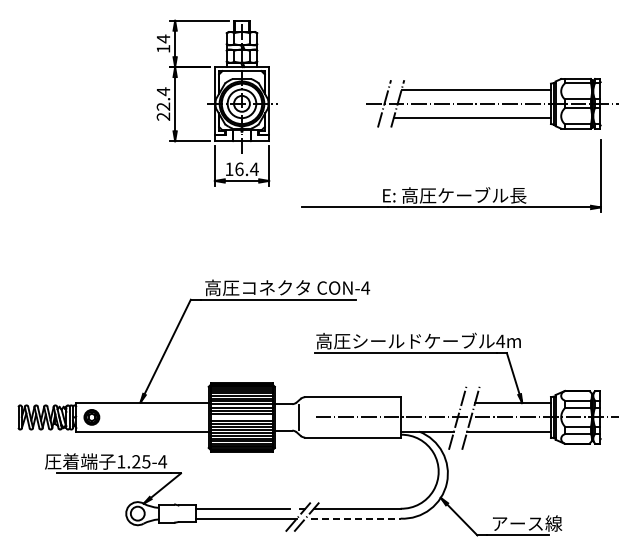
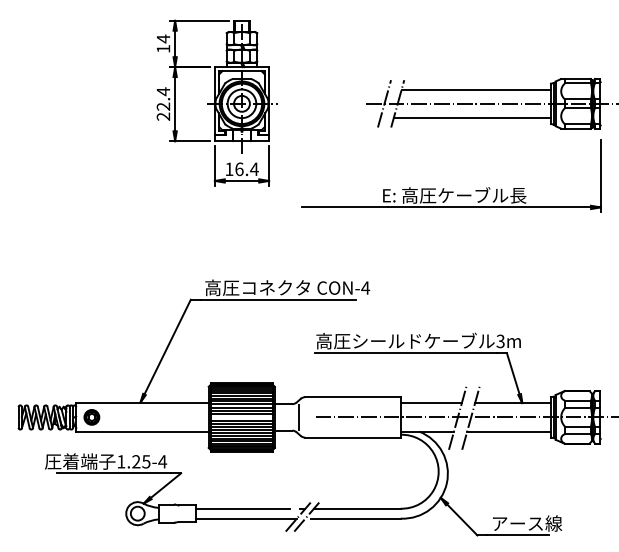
text: 4m -> 3m (500, 341)
line: none -> present (430, 403)
line: dashed -> solid (355, 518)
